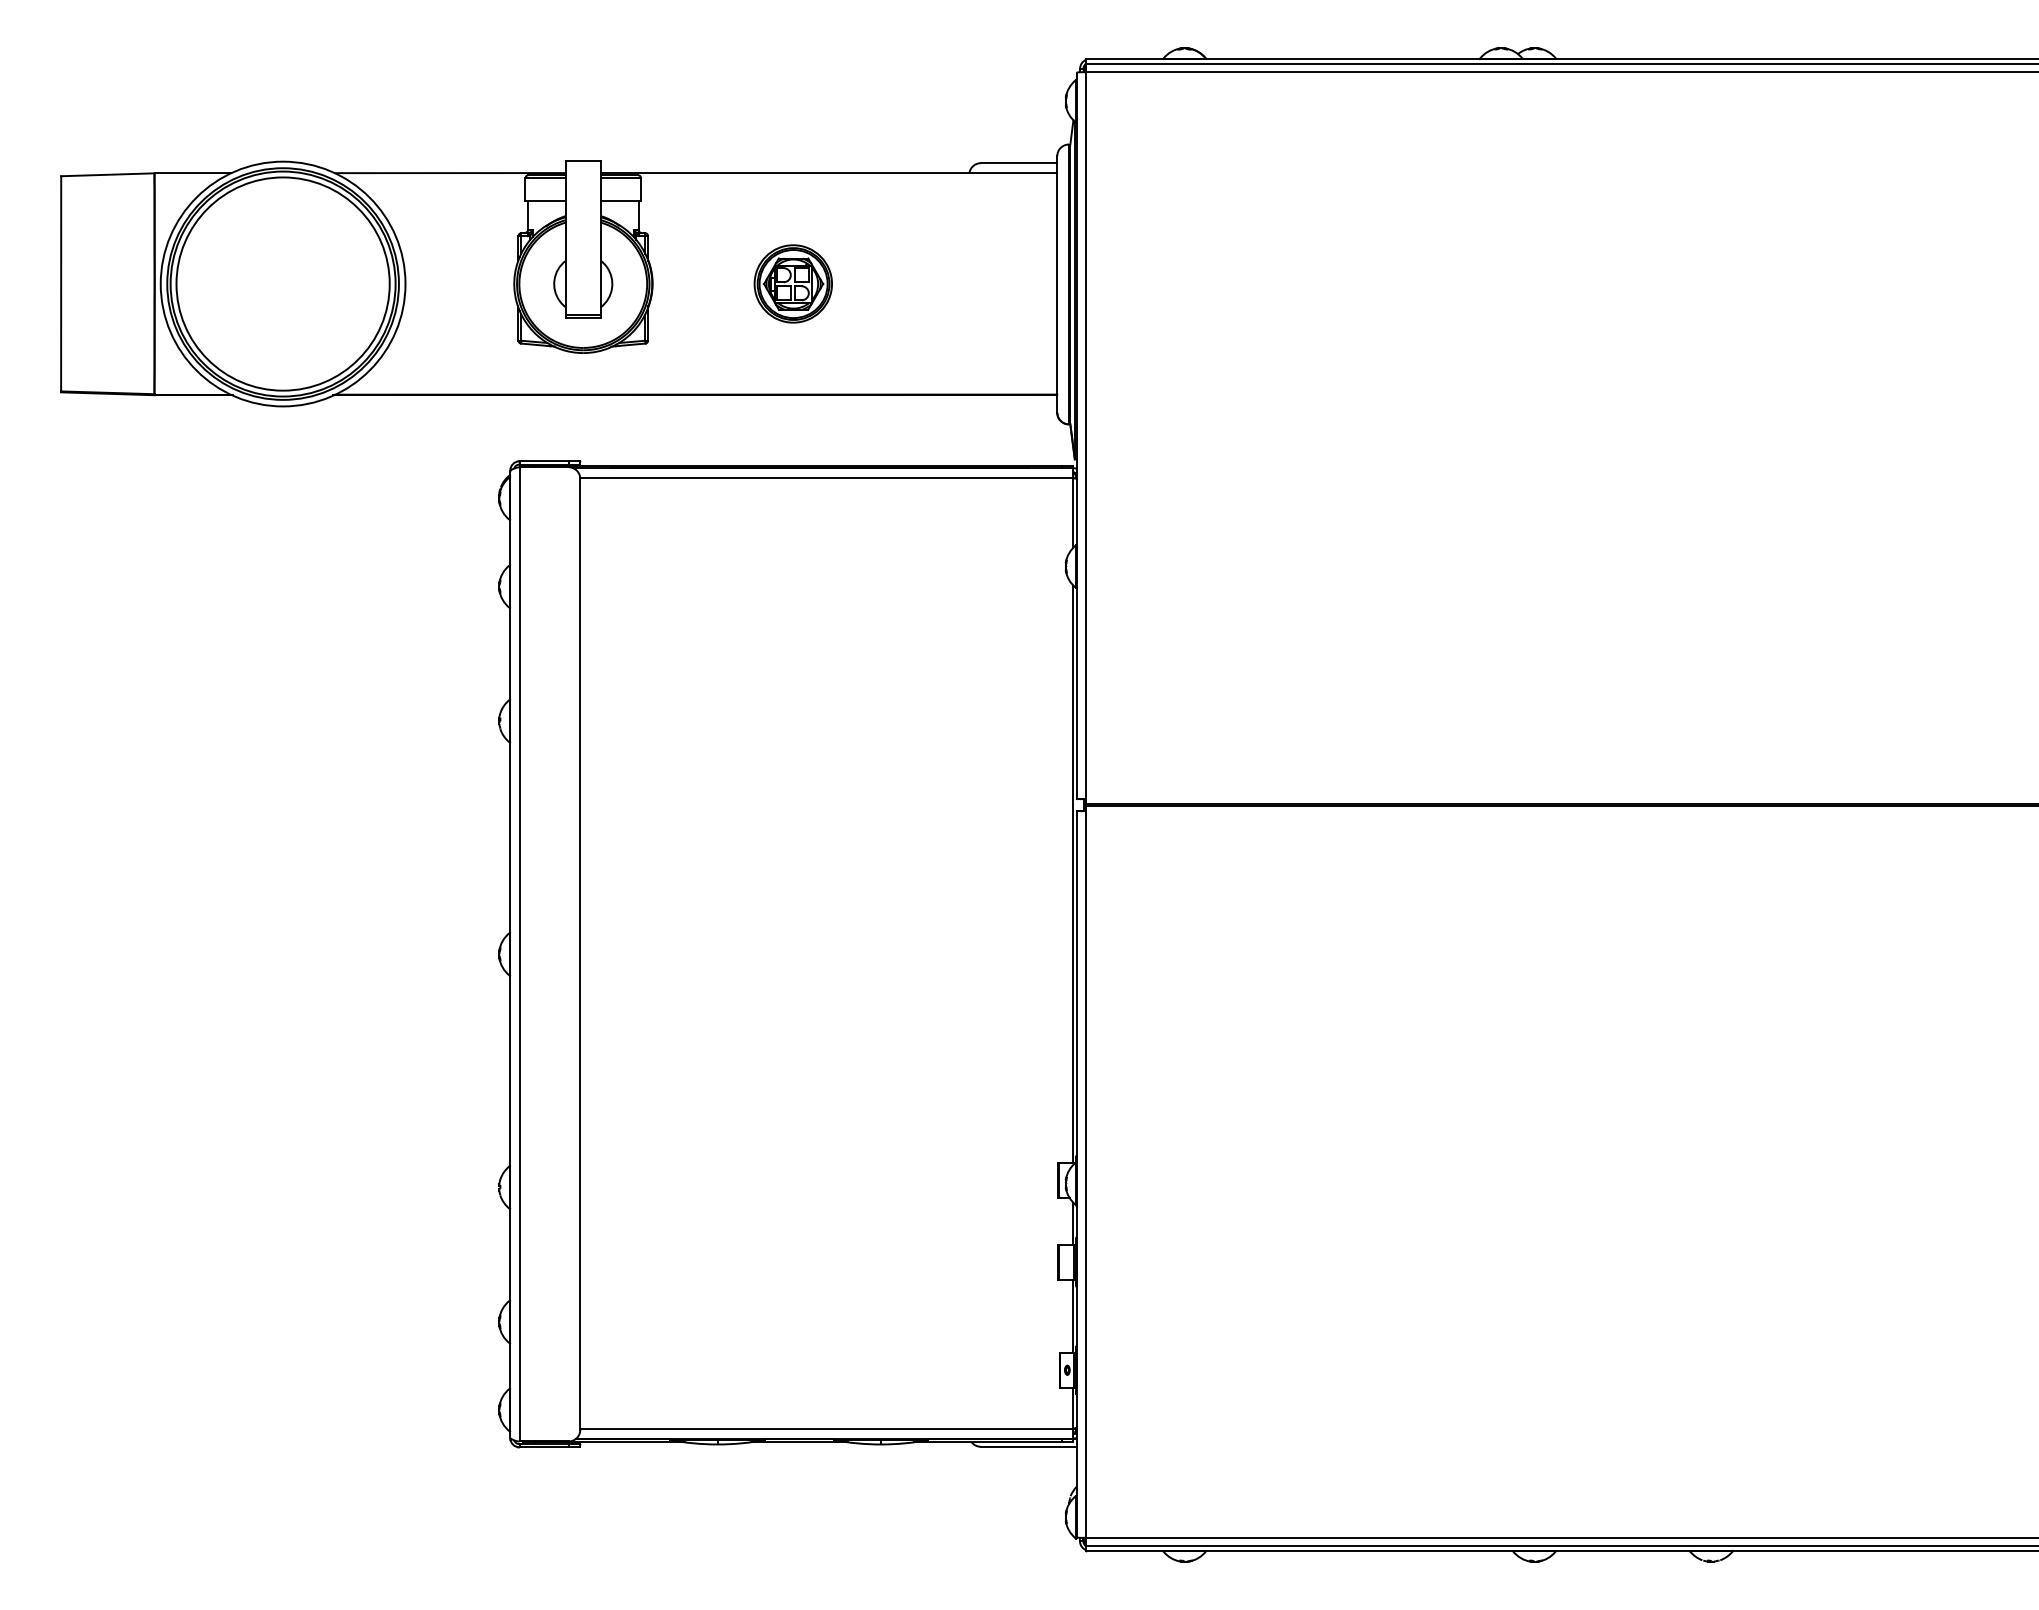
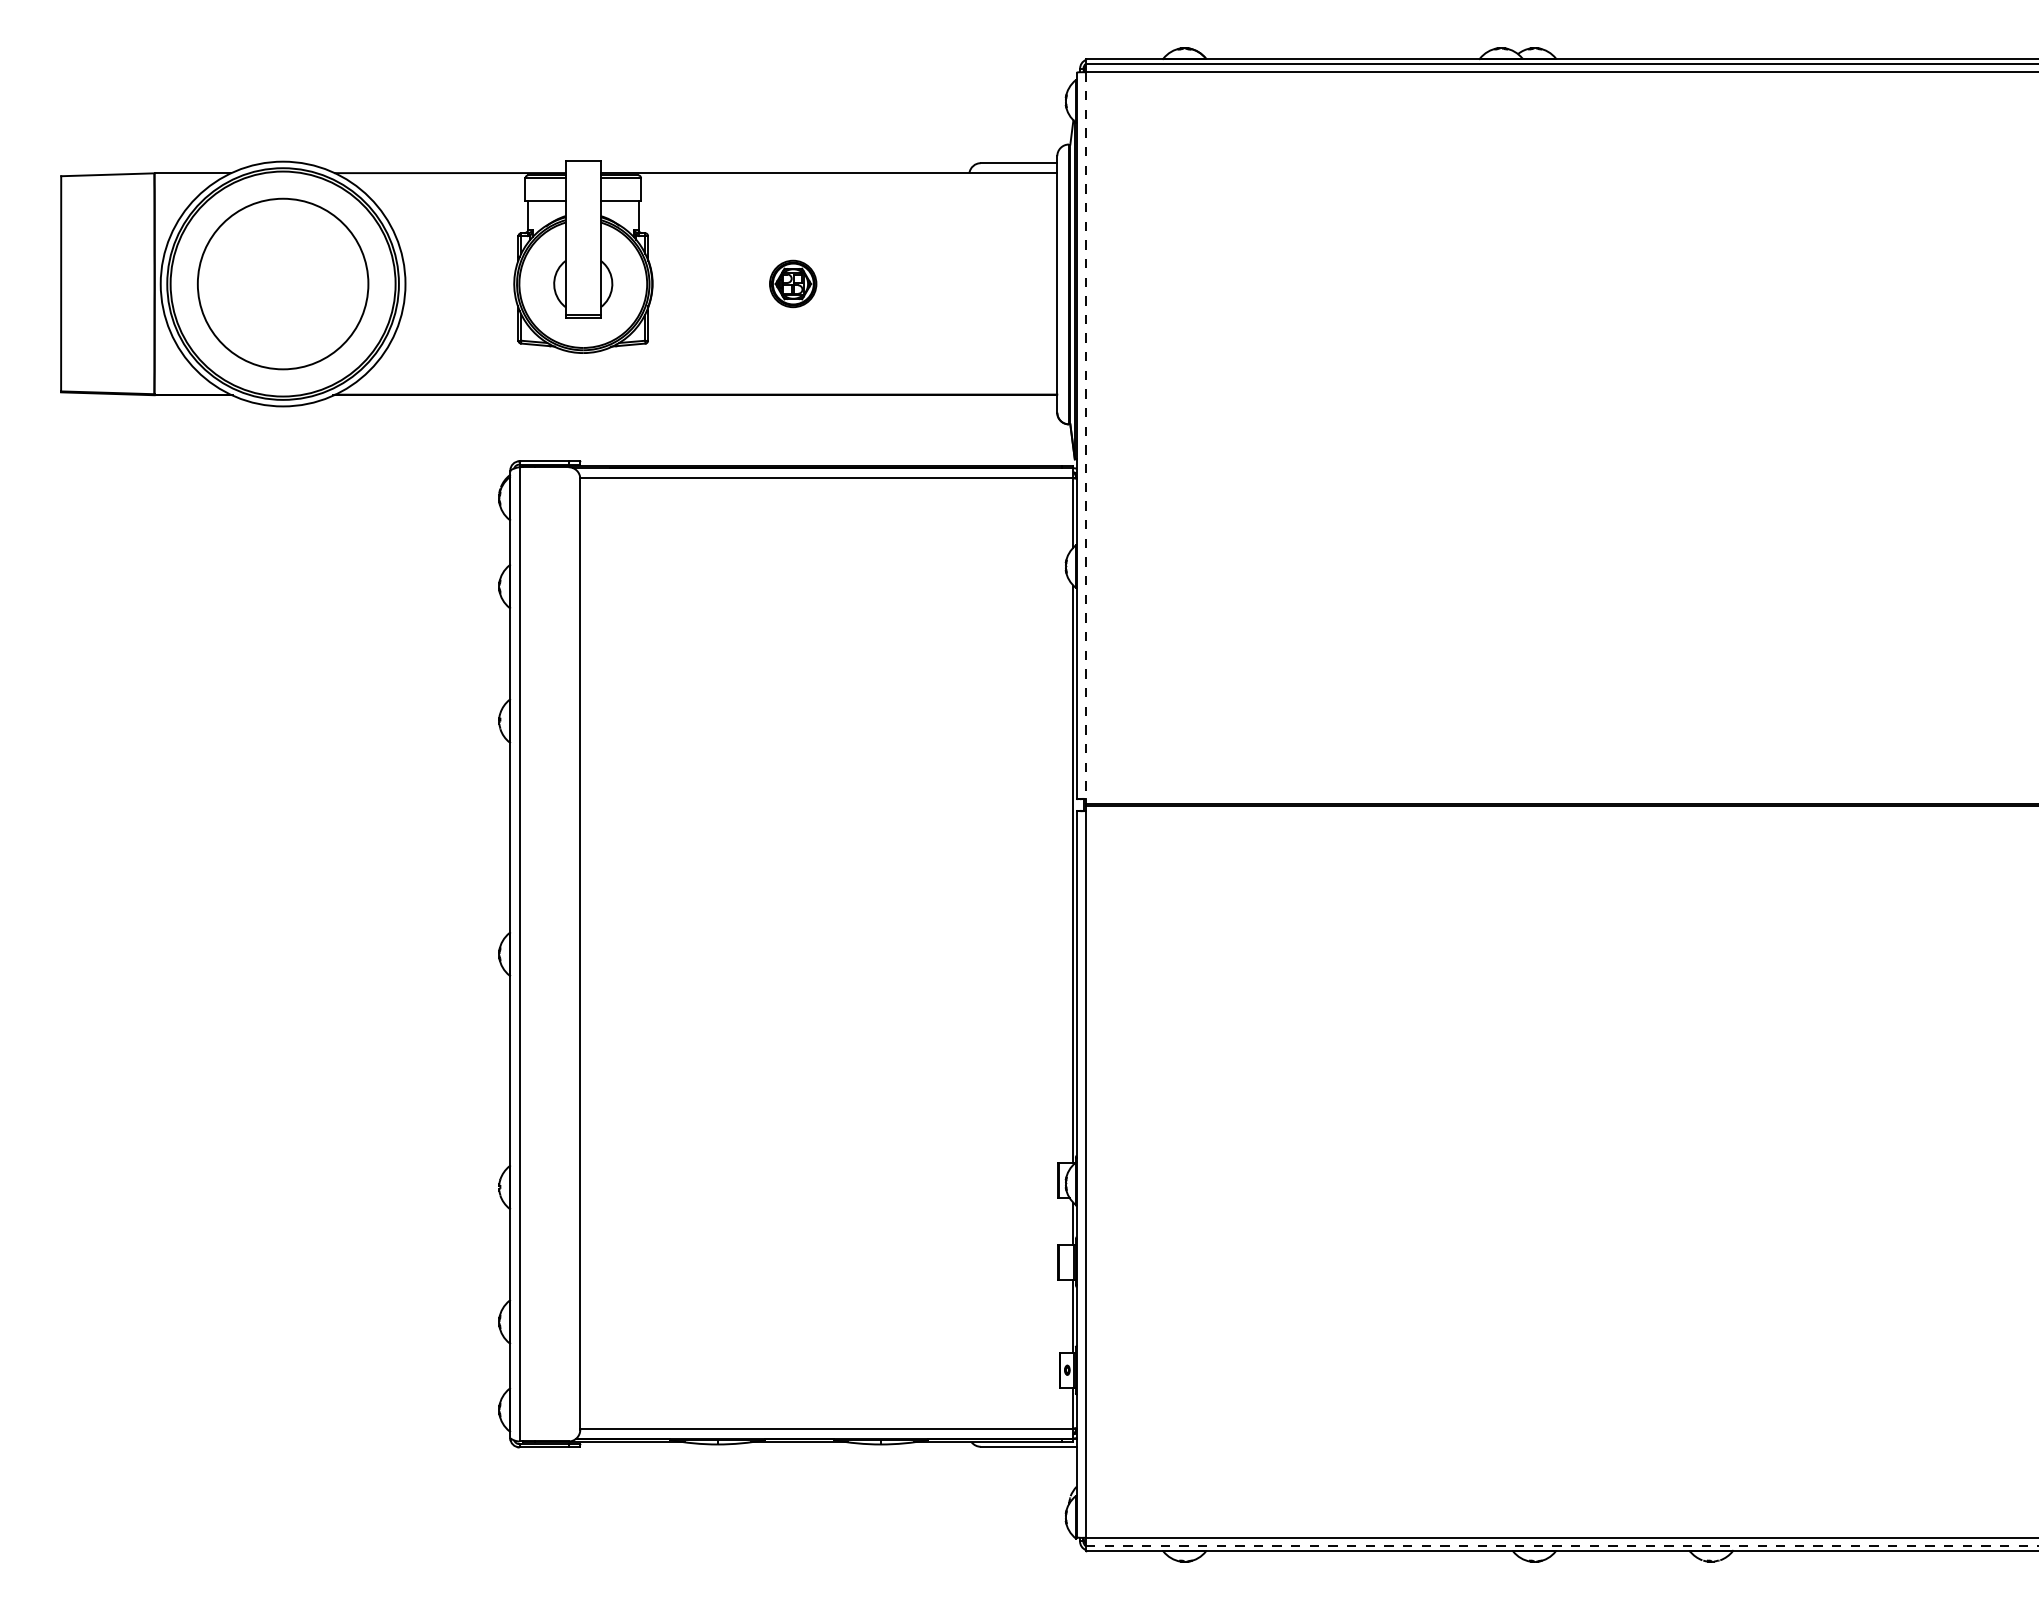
circle diameter: 213 px -> 171 px (282, 283)
part size: 80x80 px -> 49x50 px (793, 283)
line: solid -> dashed (1085, 436)
line: solid -> dashed (1562, 1546)
